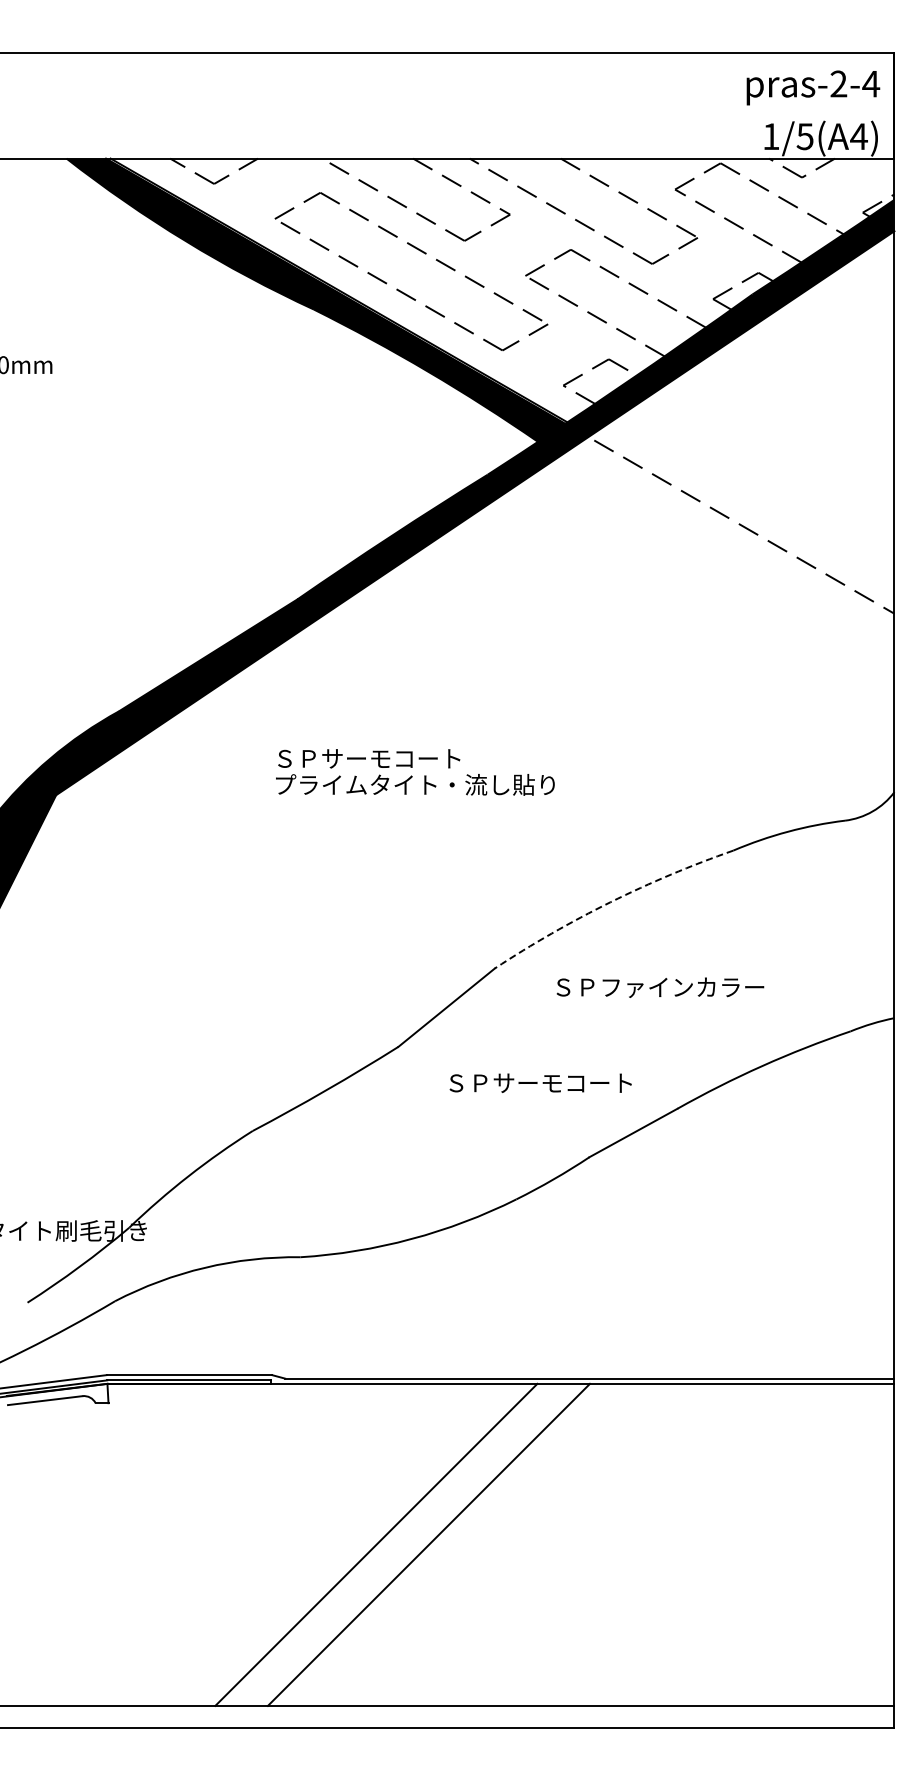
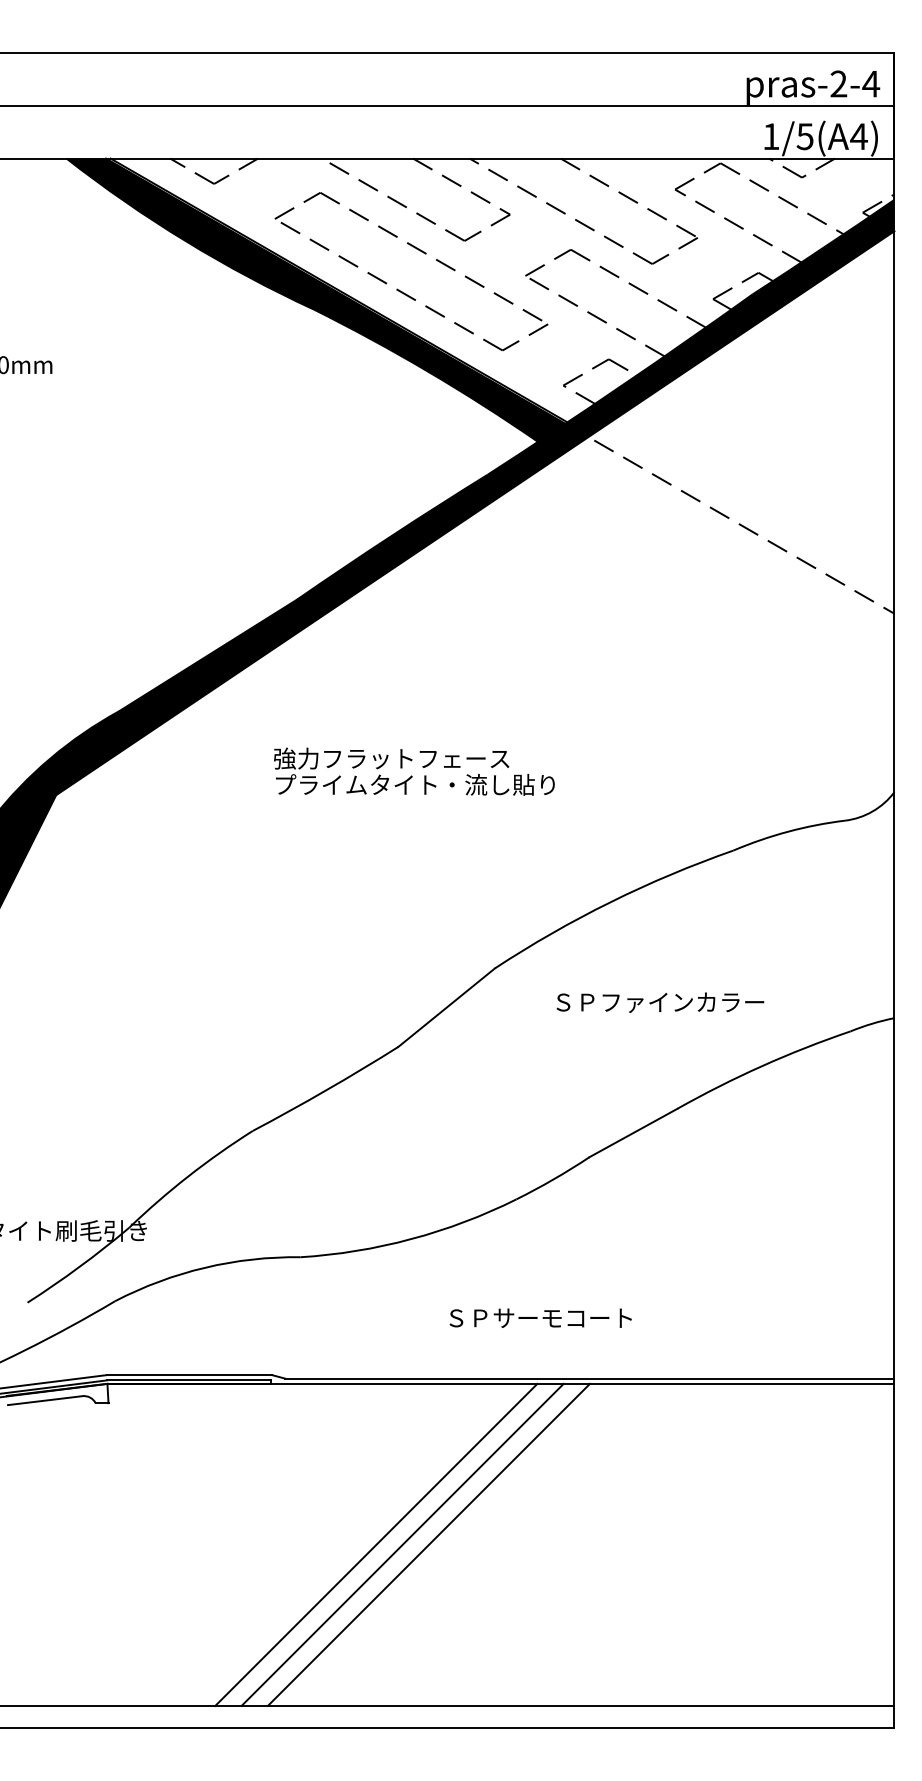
line: none -> present (448, 106)
text: ＳＰサーモコート -> 強力フラットフェース (391, 758)
arc: dashed -> solid (610, 902)
text position: (660, 987) -> (660, 1002) (660, 1002)
text position: (540, 1082) -> (540, 1317) (540, 1317)
line: none -> present (402, 1544)
